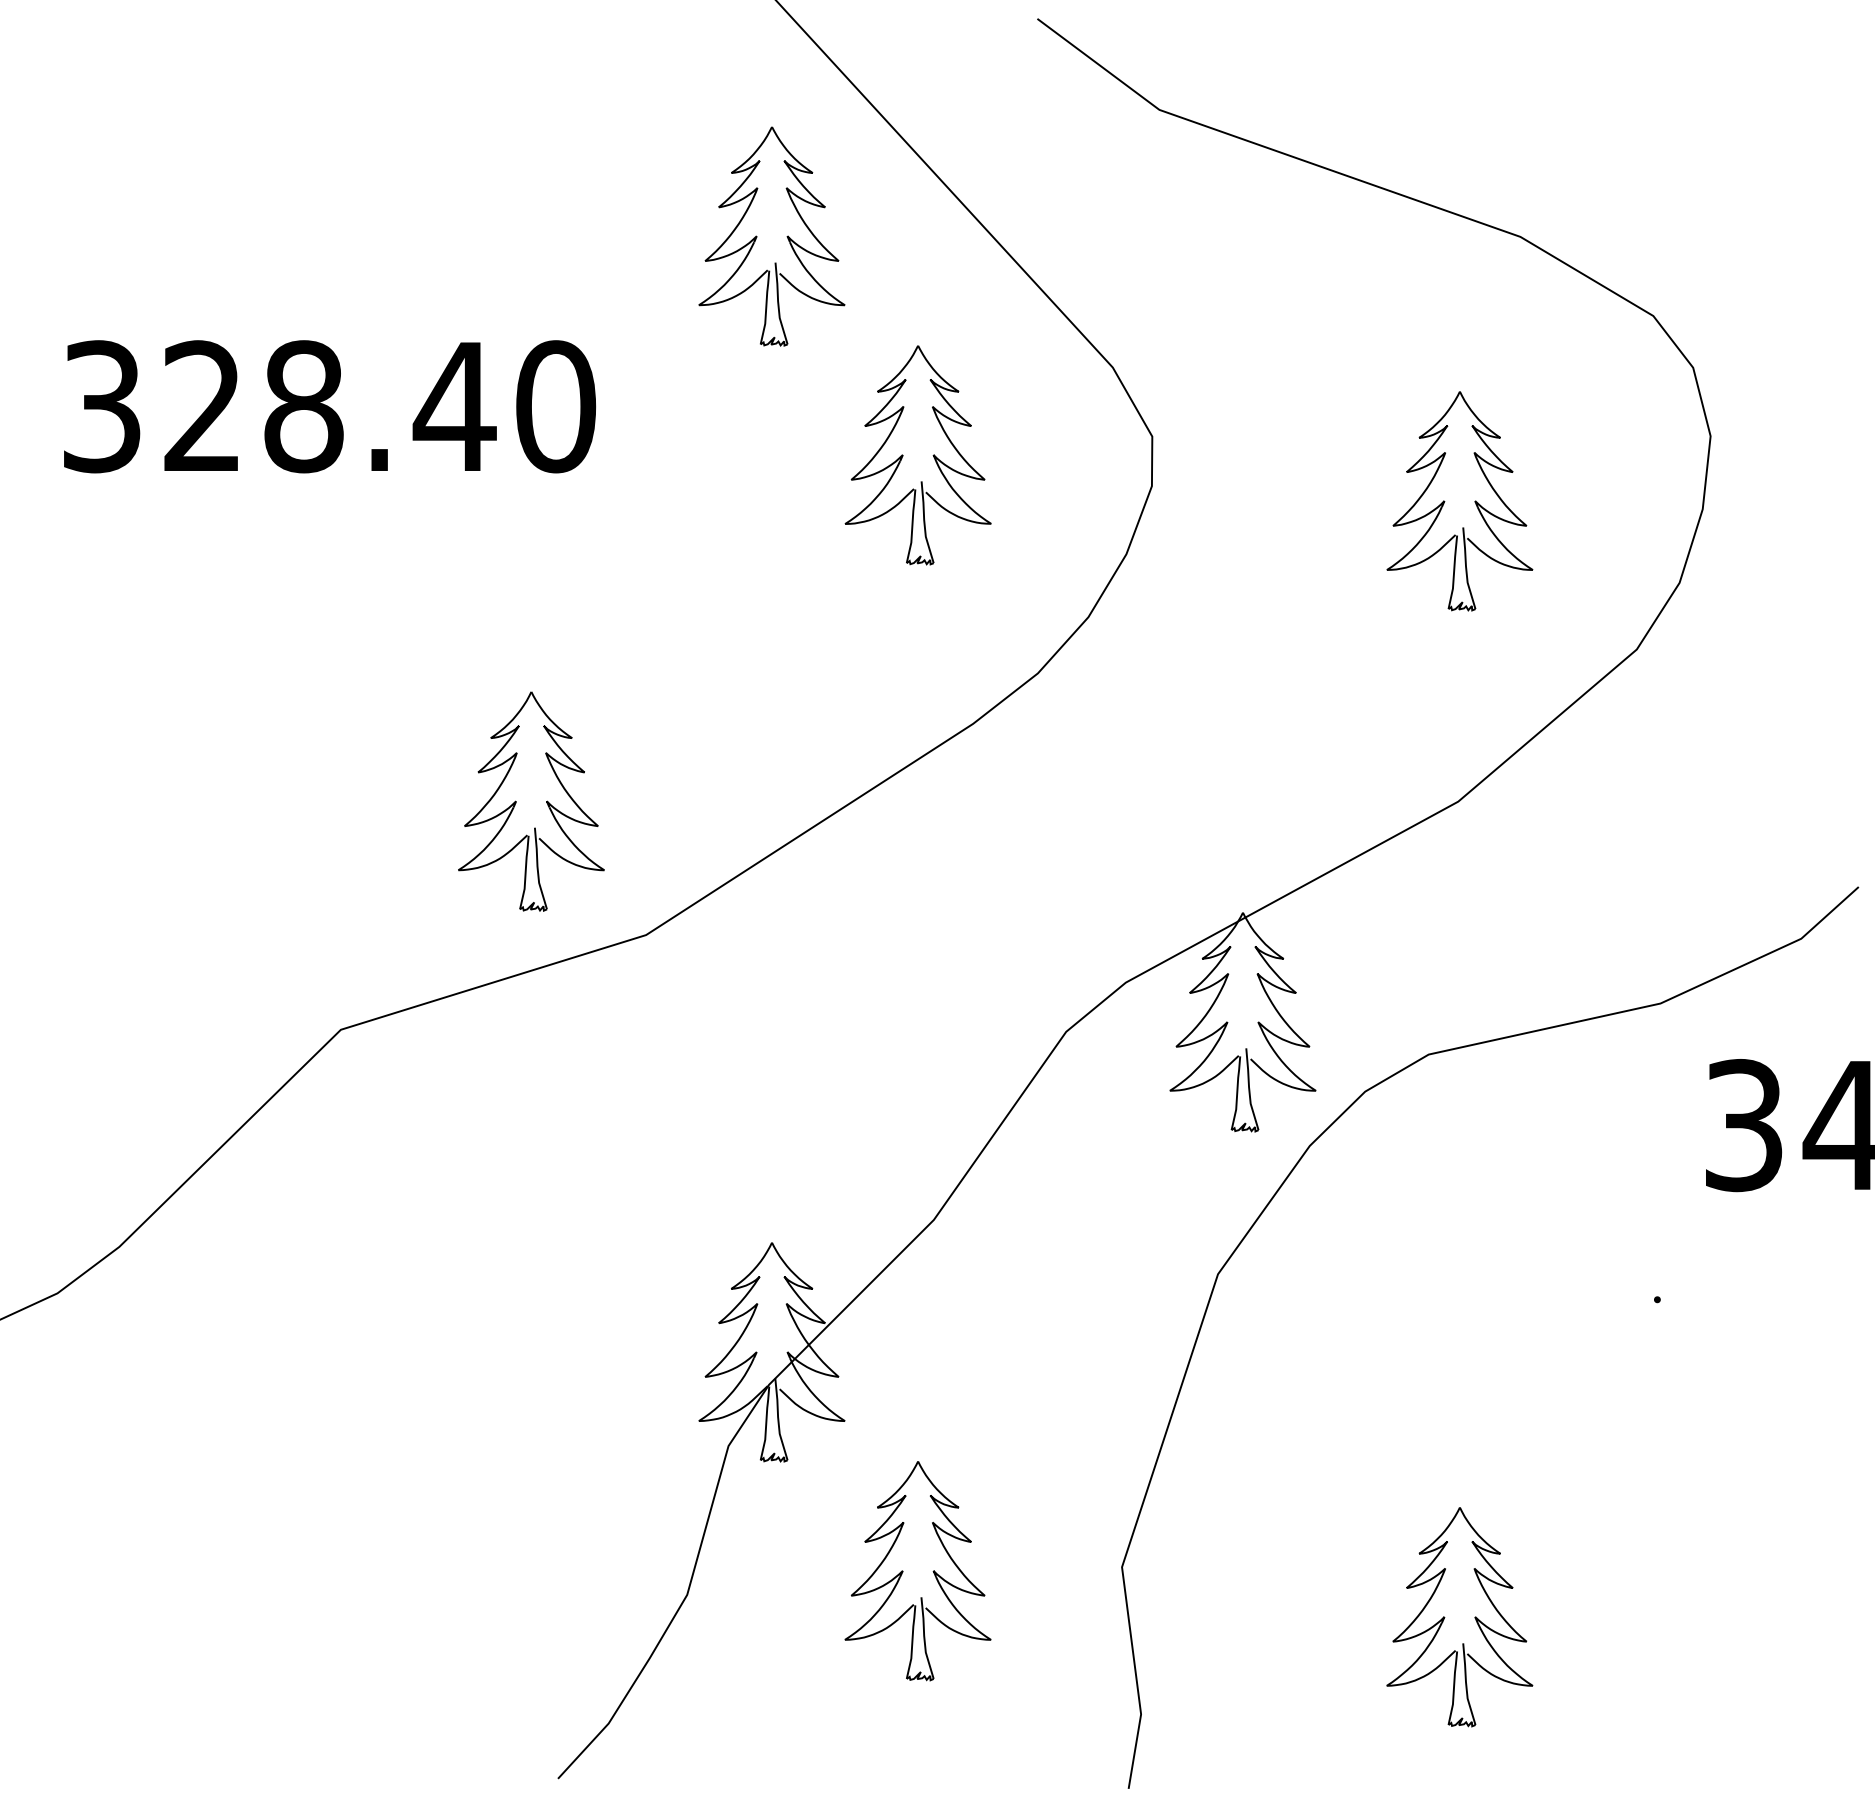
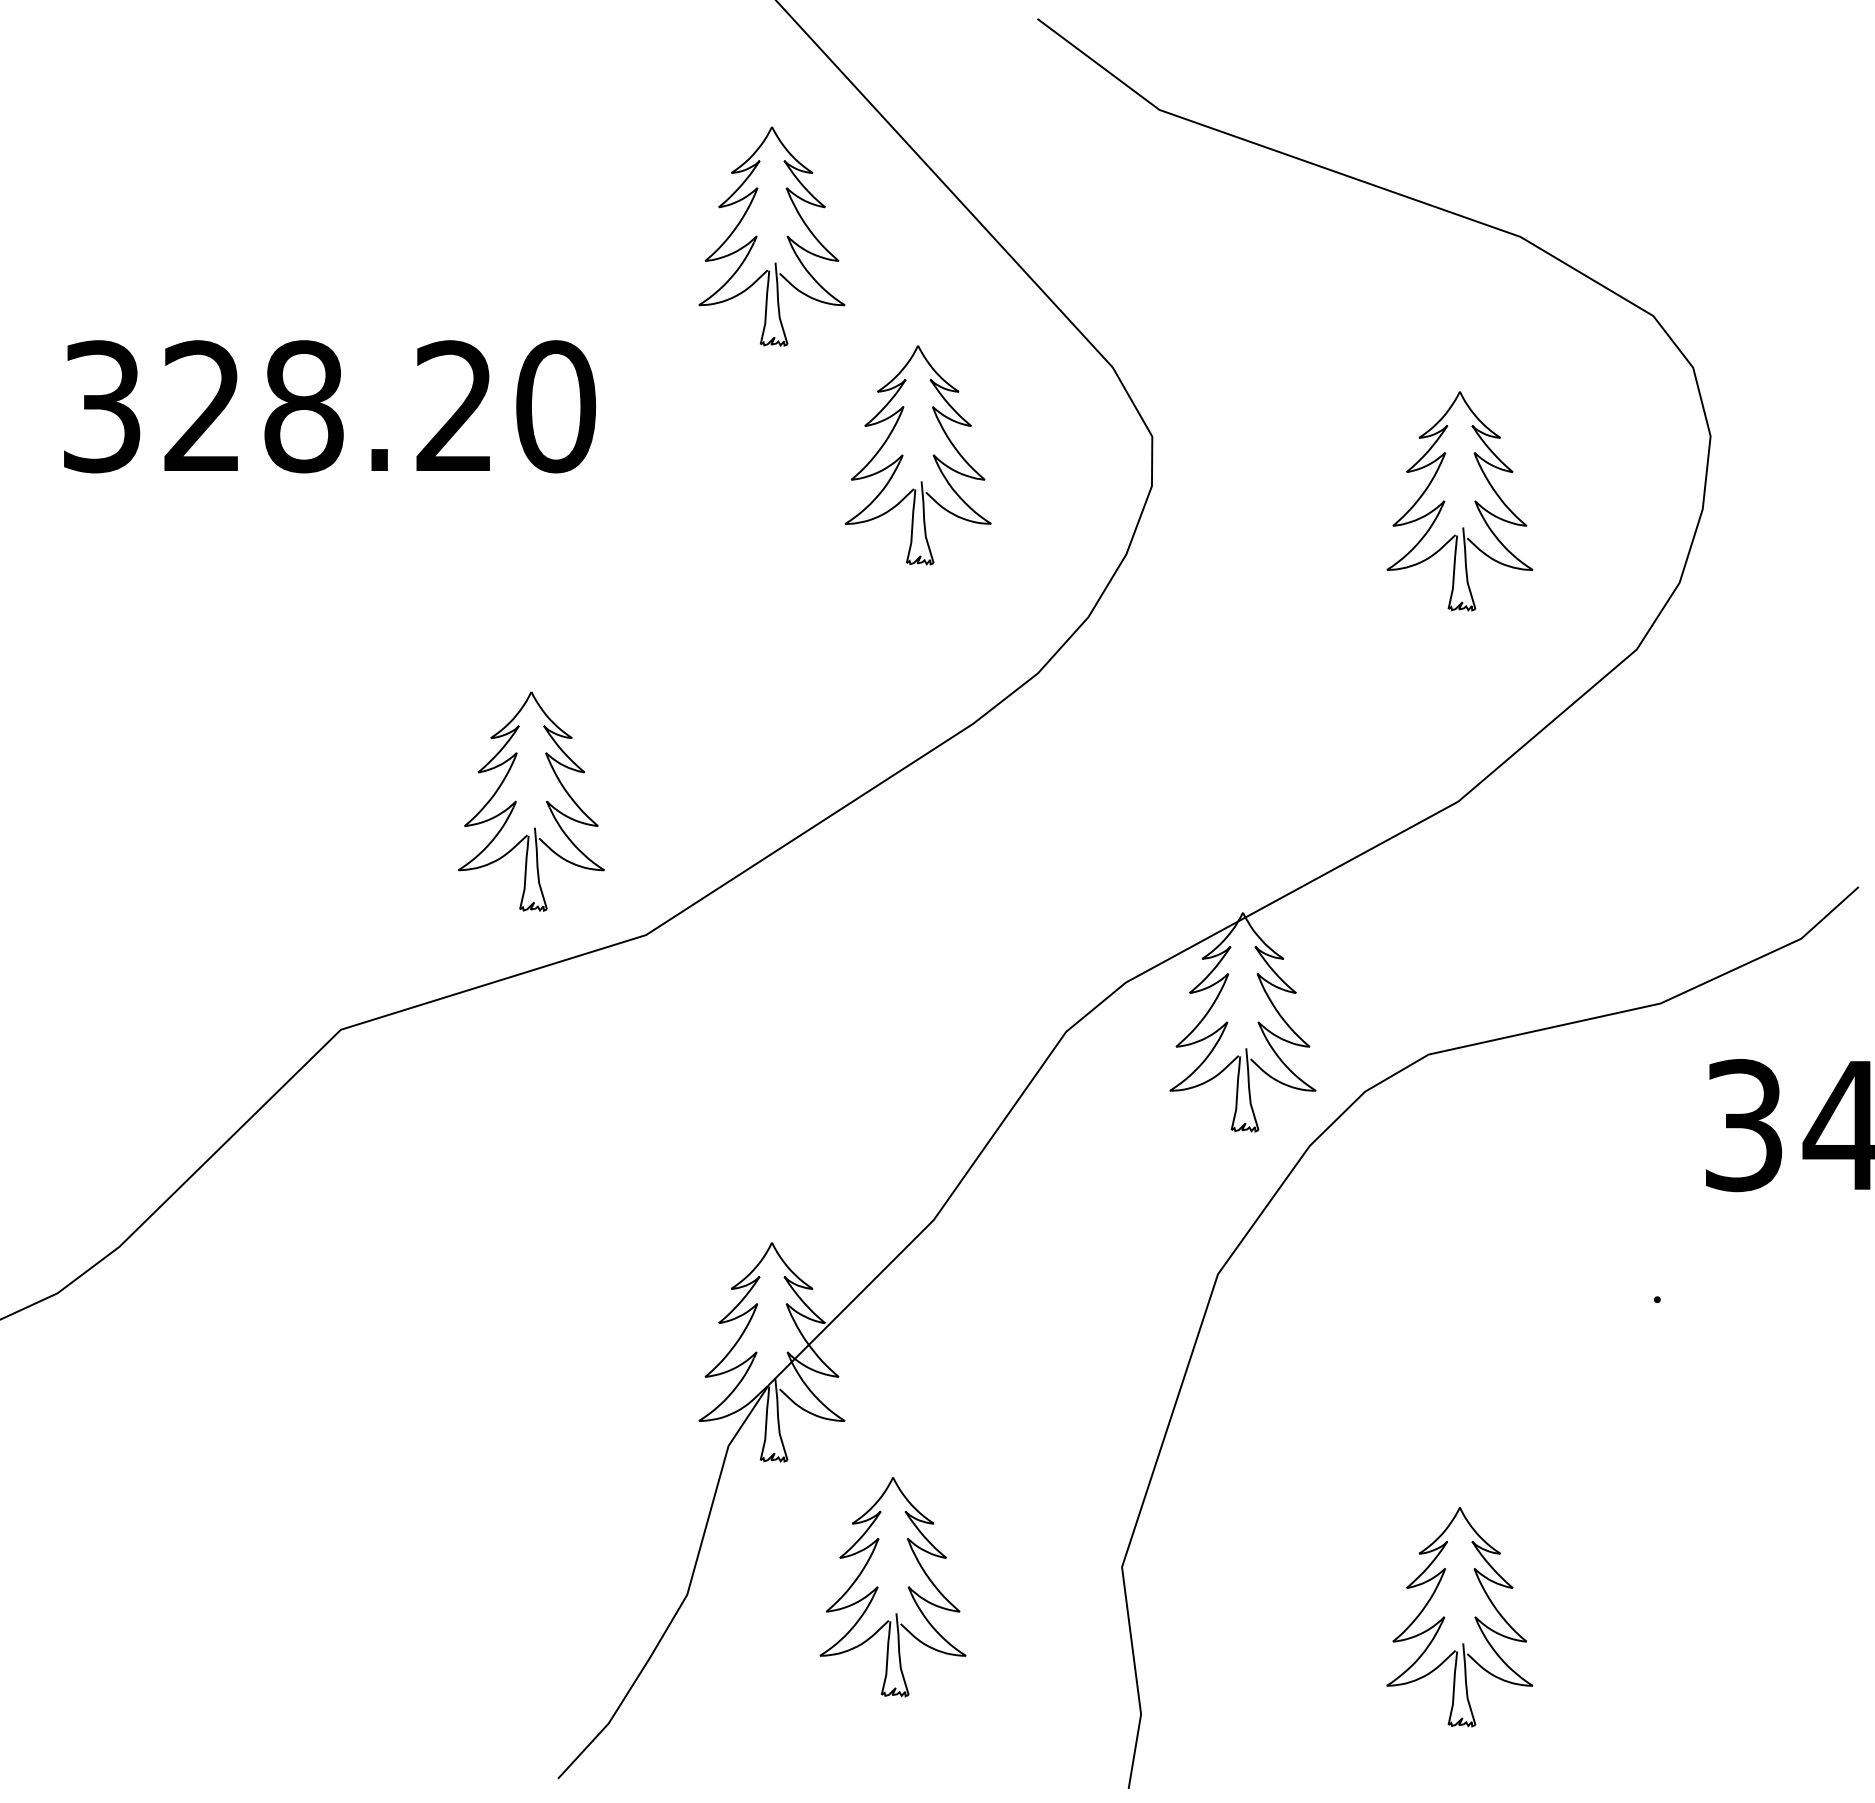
text: 328.40 -> 328.20 (454, 405)
part position: (903, 1571) -> (878, 1587) (878, 1587)
